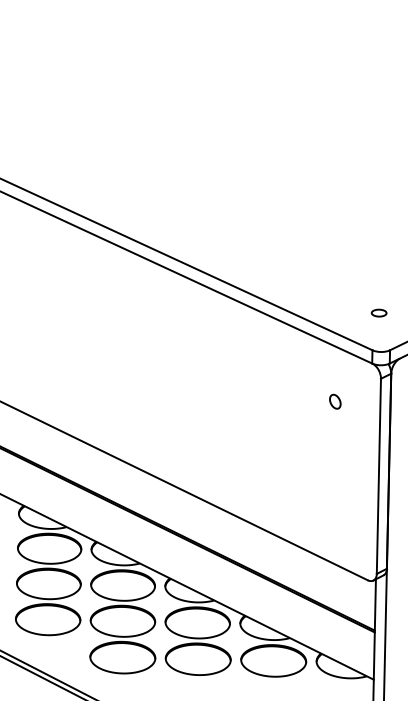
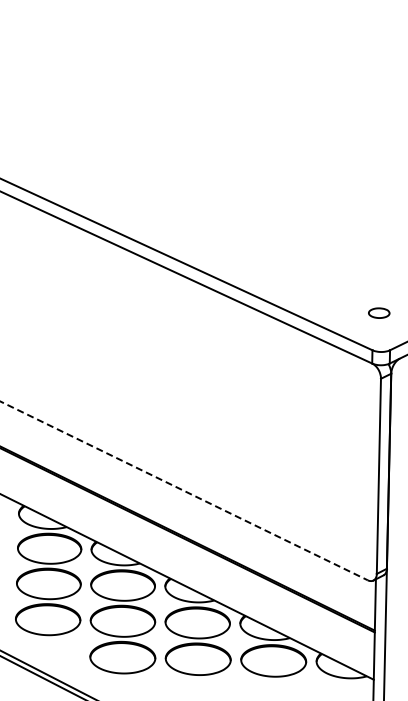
part size: 18x10 px -> 23x12 px (379, 312)
part: present -> none (335, 401)
line: solid -> dashed (184, 491)
